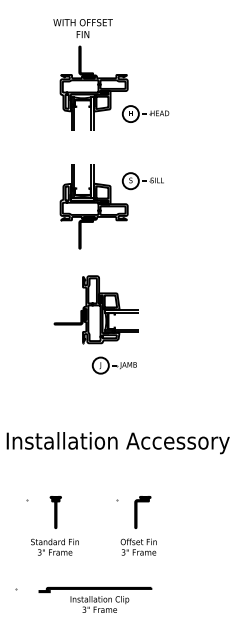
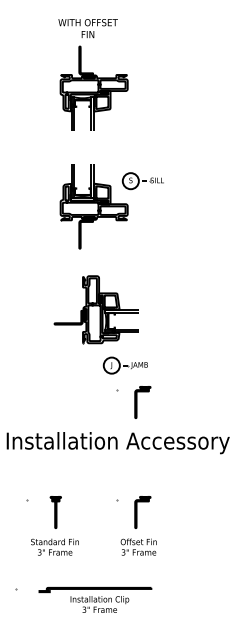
text position: (82, 28) -> (87, 28) (87, 28)
part: present -> none (145, 113)
part position: (113, 365) -> (124, 365) (124, 365)
part: none -> present (133, 402)
